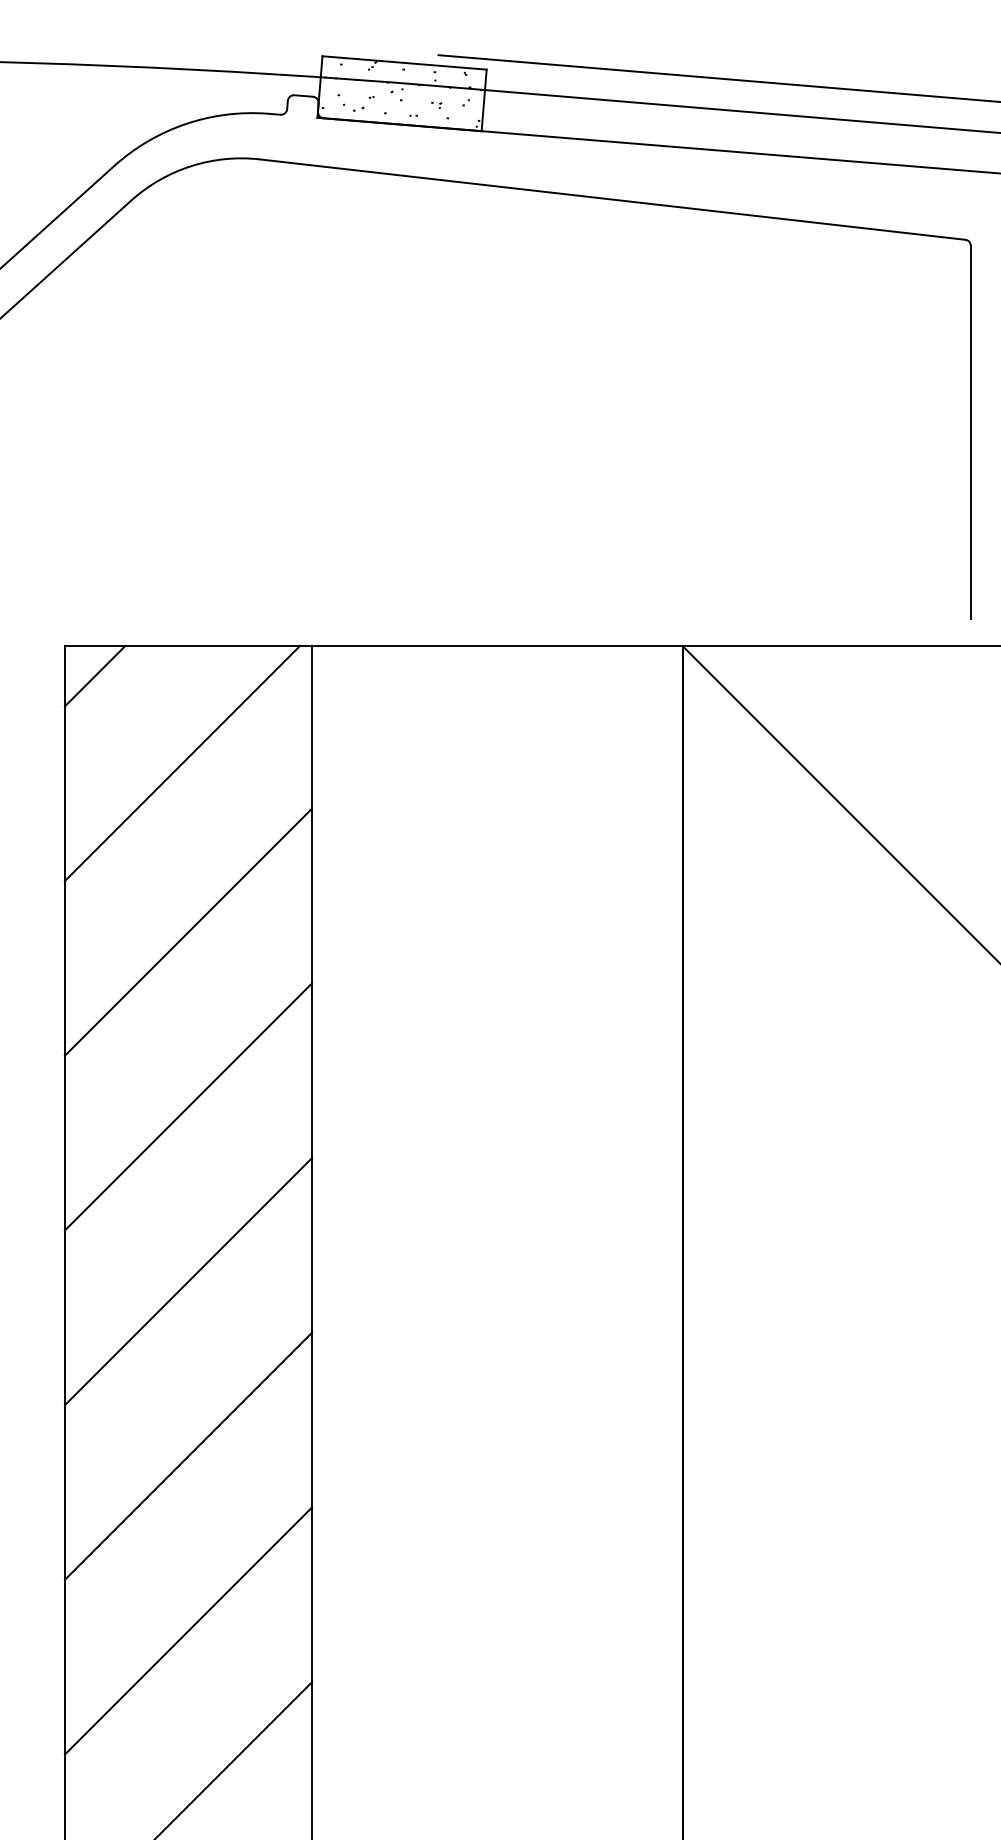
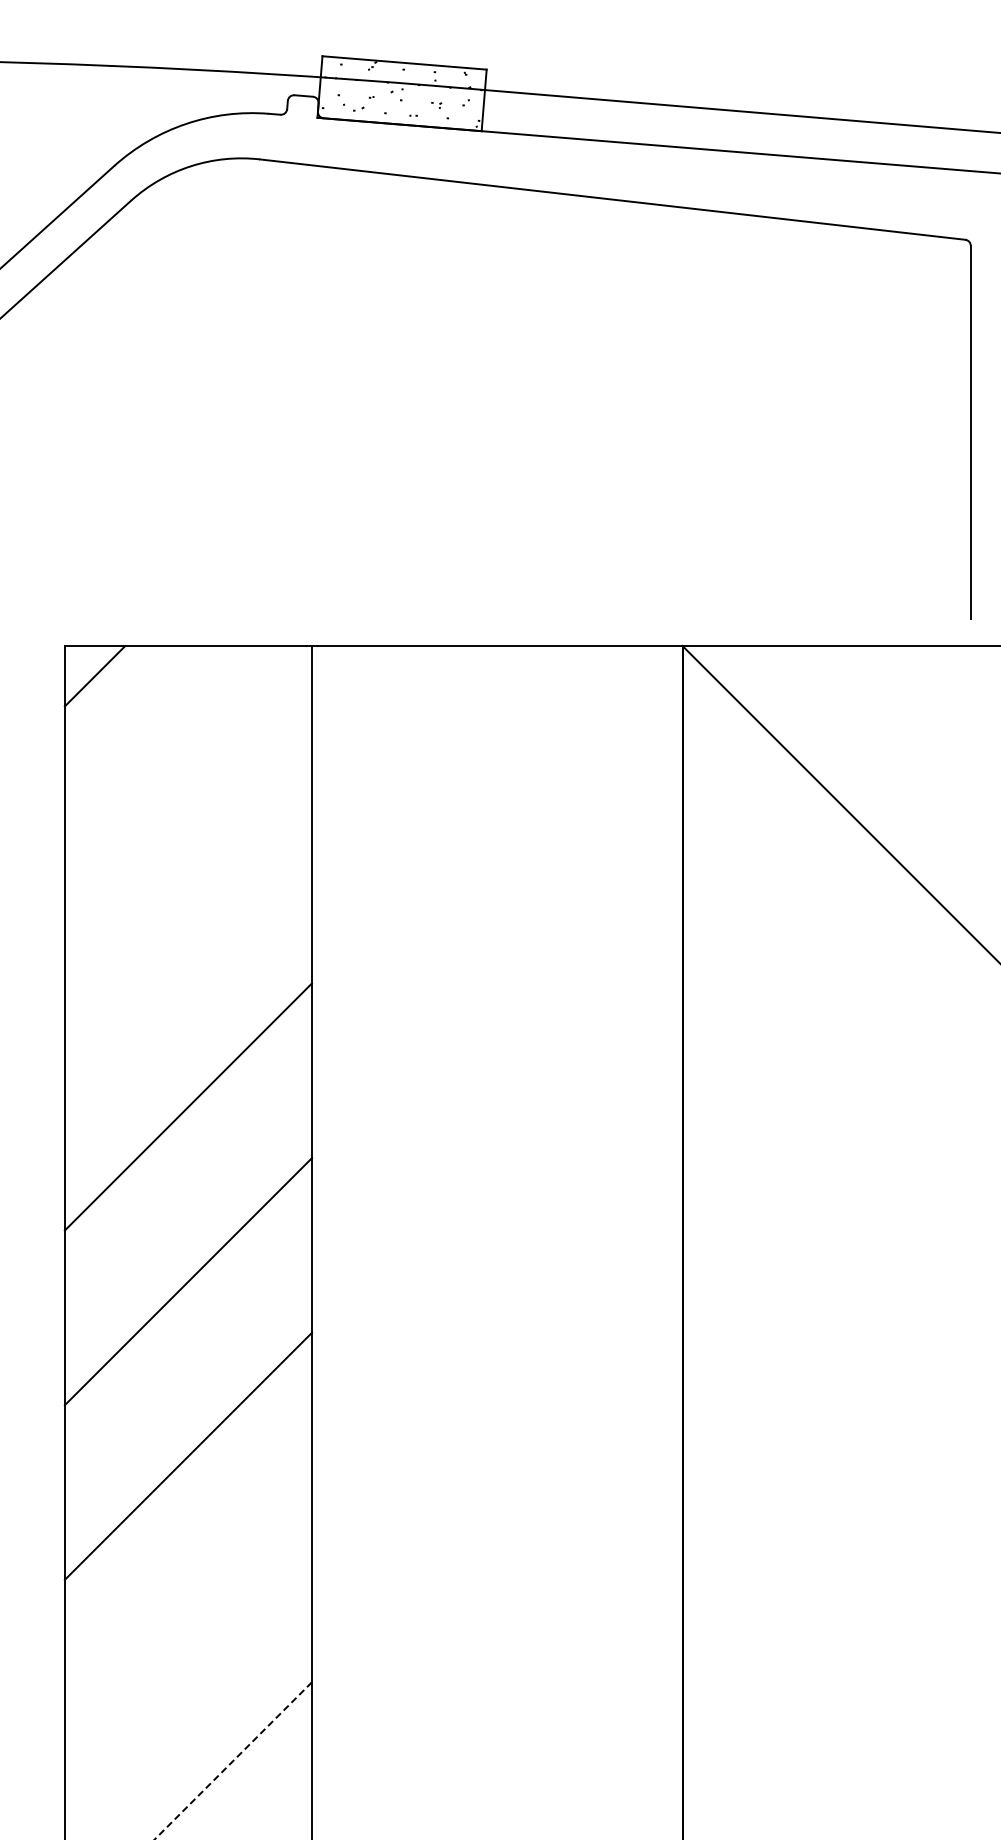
line: present -> none (717, 78)
line: present -> none (182, 763)
line: present -> none (187, 931)
line: present -> none (187, 1630)
line: solid -> dashed (232, 1761)
